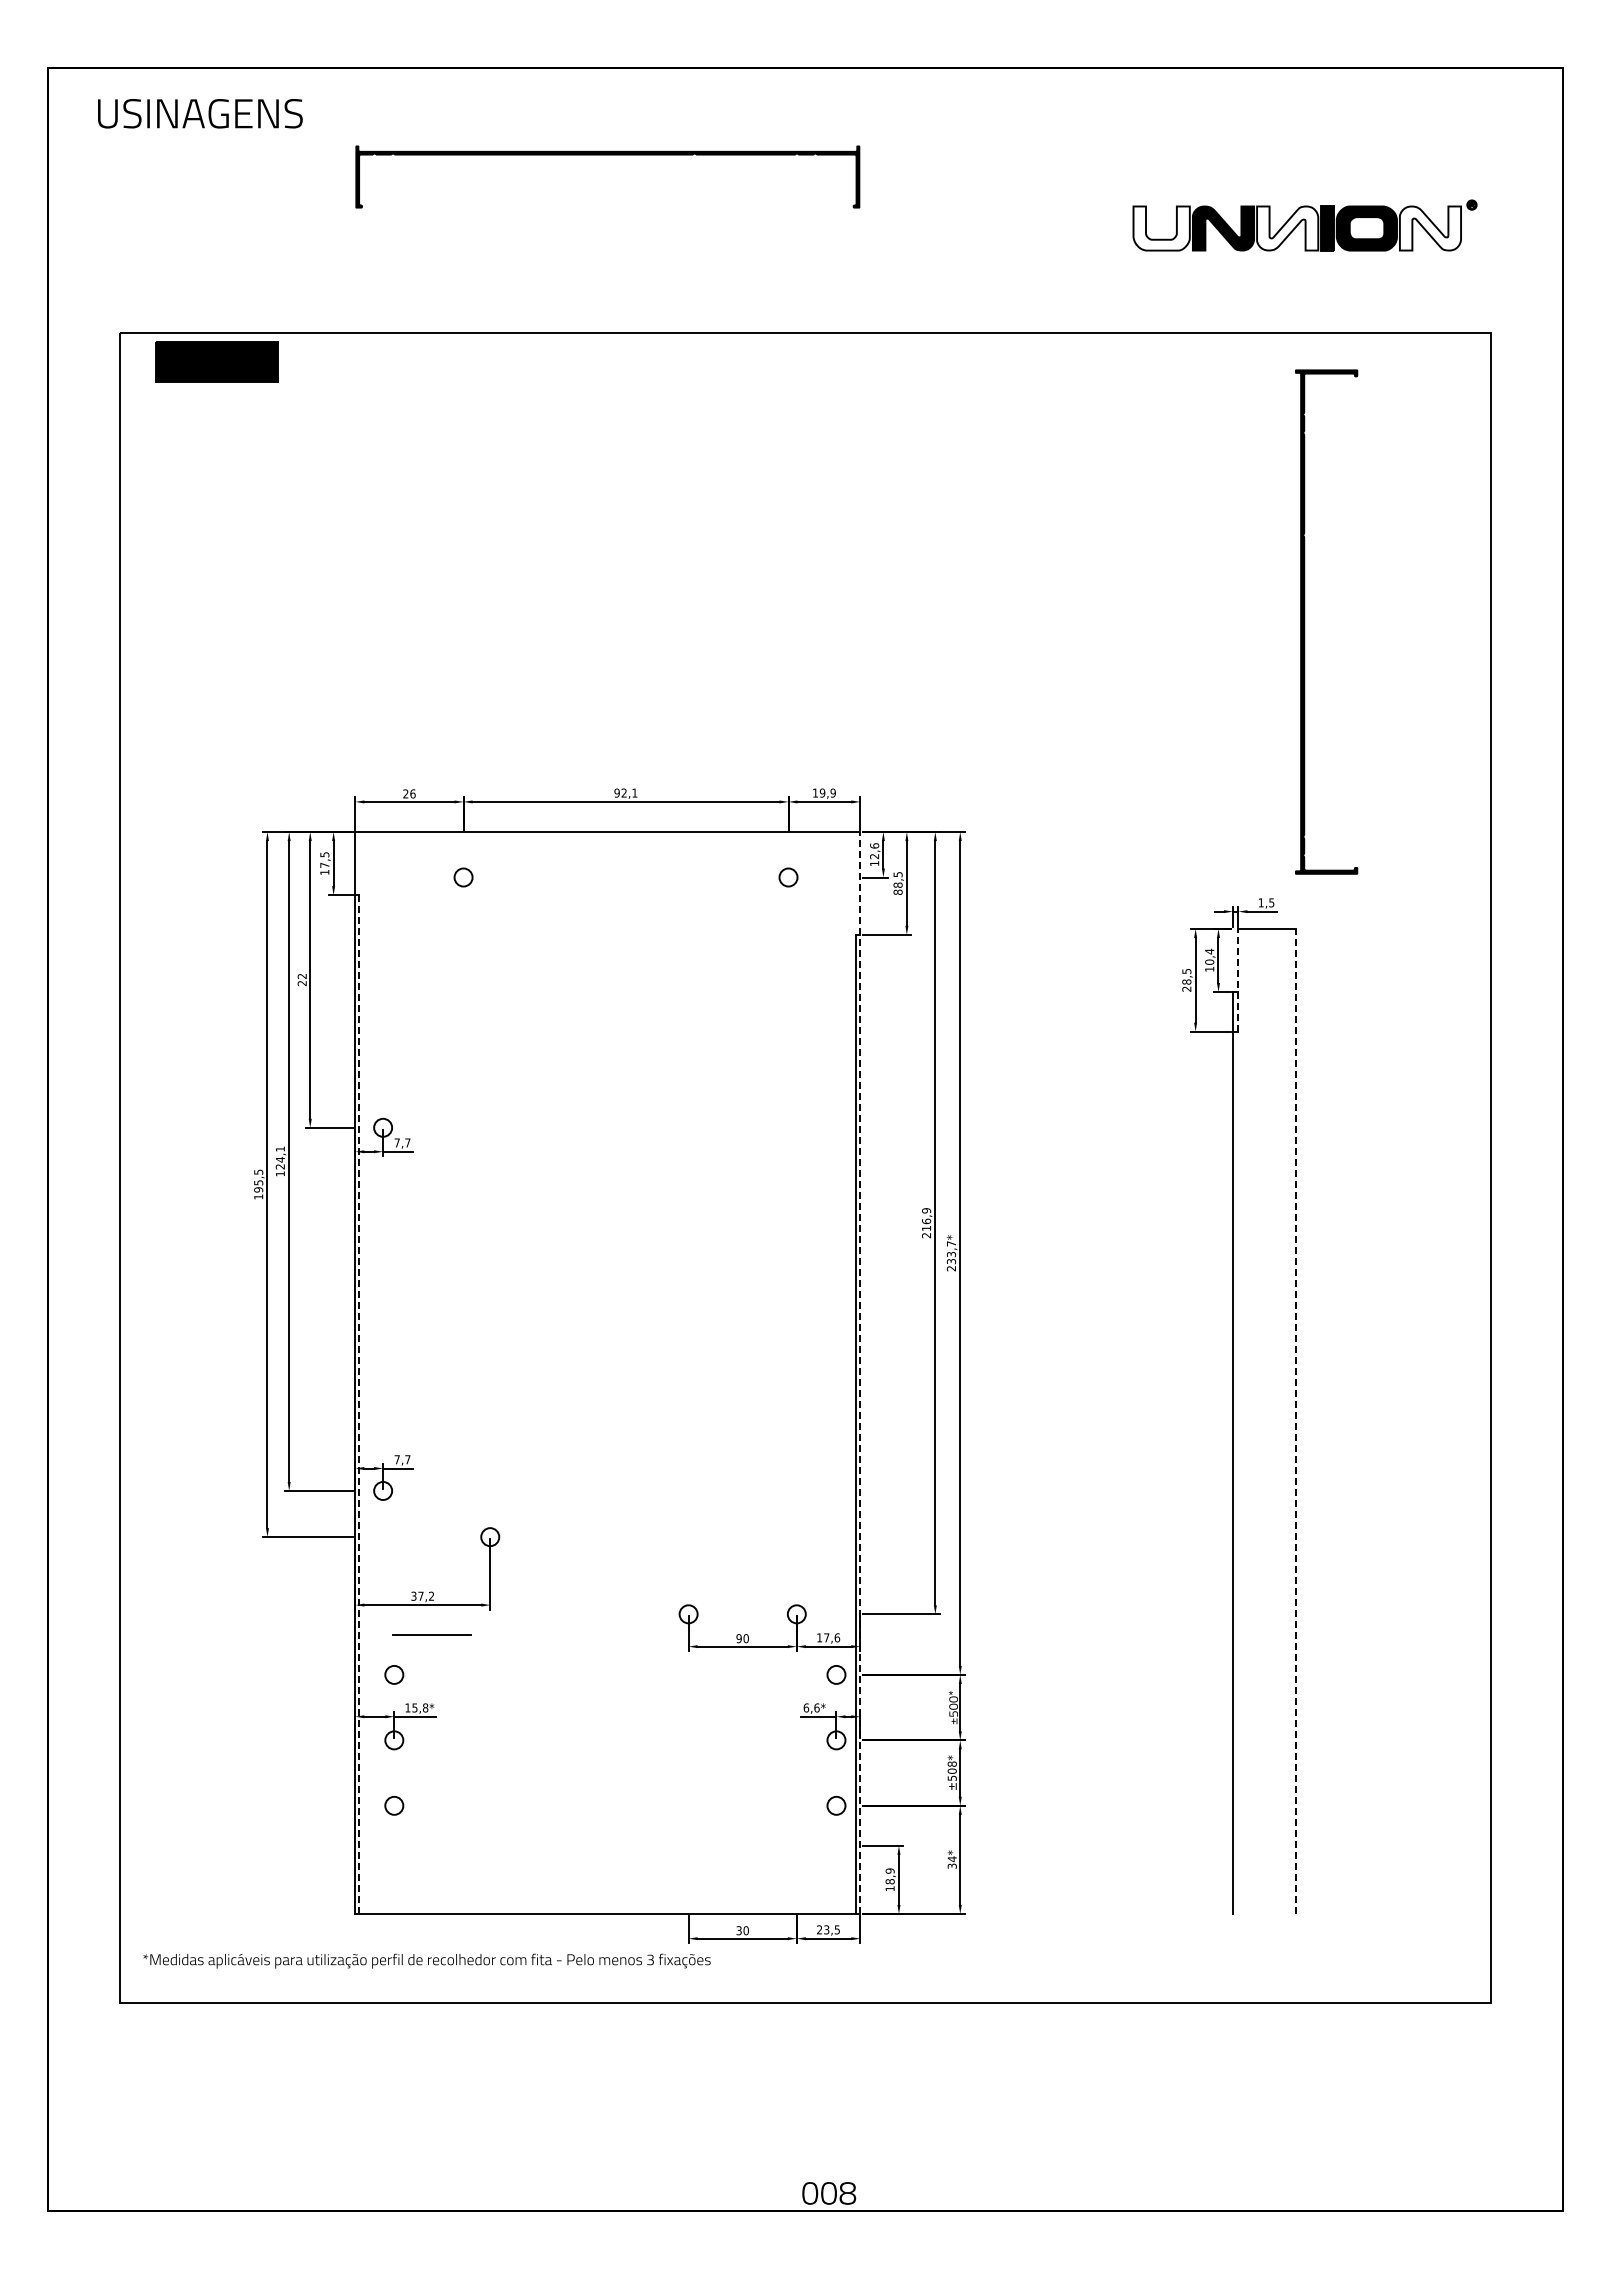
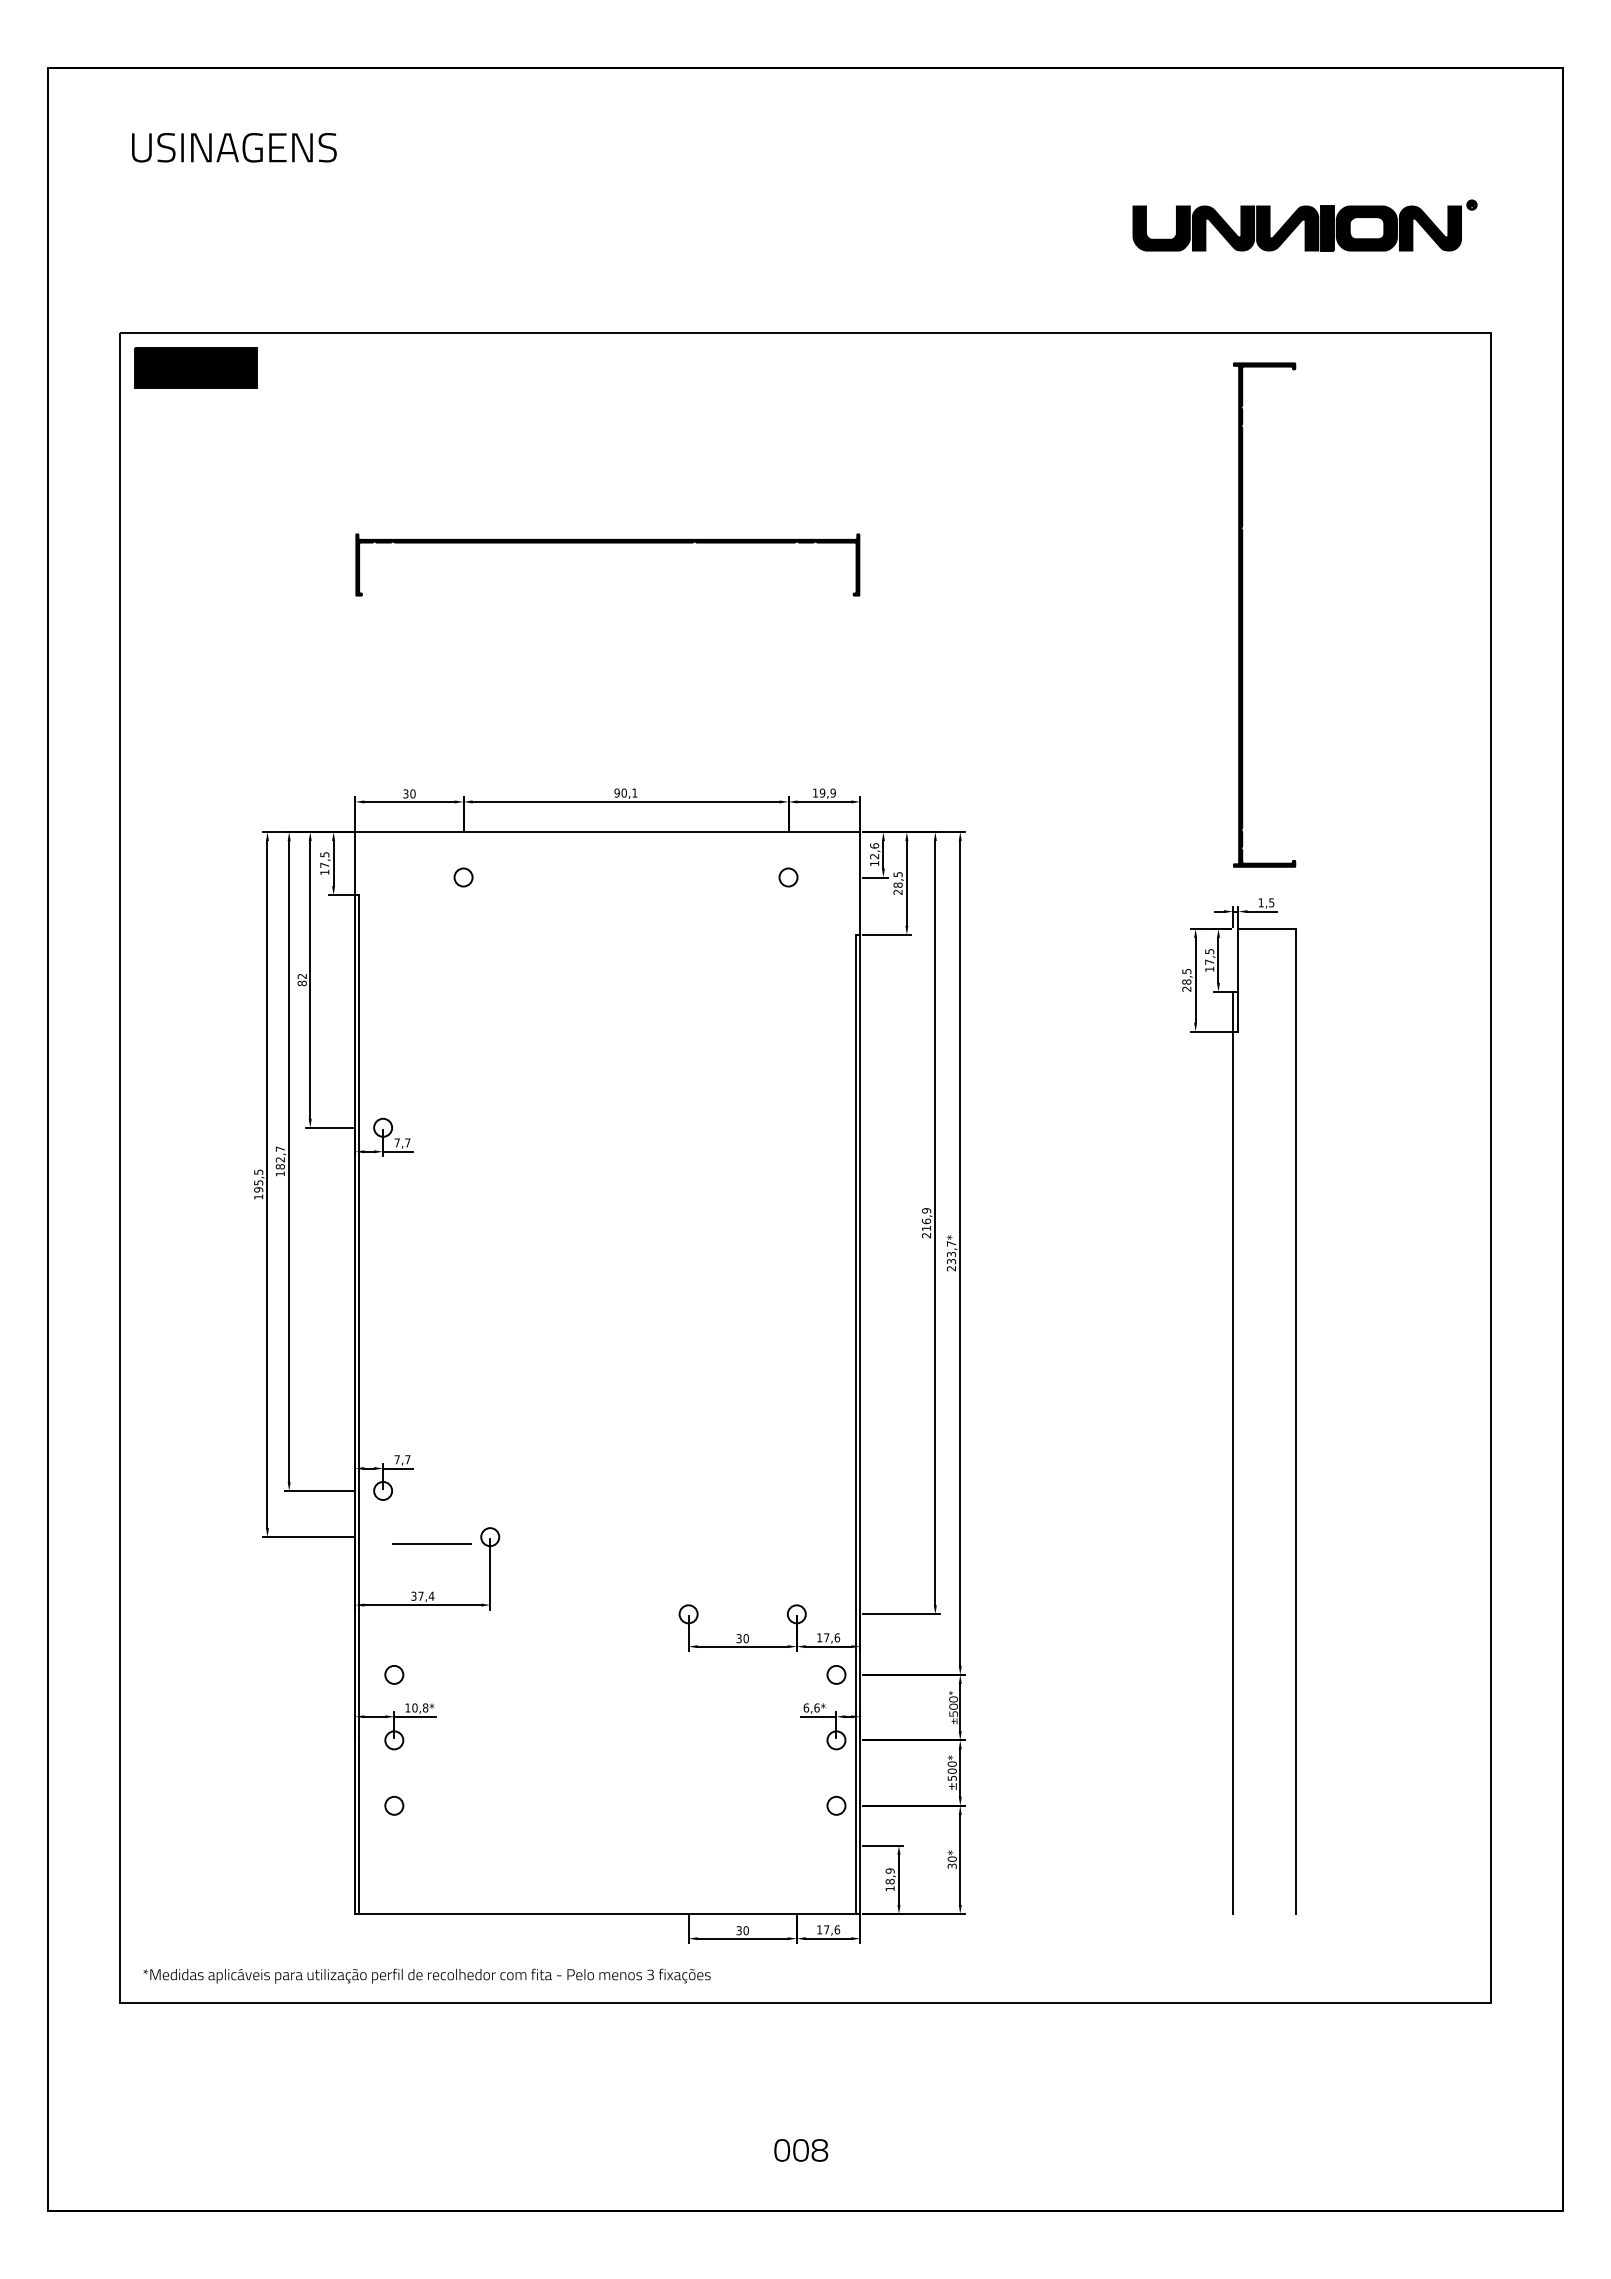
text position: (200, 113) -> (234, 147) (234, 147)
part position: (607, 155) -> (607, 543) (607, 543)
fill: none -> present (1161, 228)
fill: none -> present (1287, 228)
fill: none -> present (1430, 228)
part position: (216, 361) -> (195, 367) (195, 367)
part position: (1305, 621) -> (1243, 614) (1243, 614)
text: 92,1 -> 90,1 (623, 792)
text: 26 -> 30 (409, 793)
text: 88,5 -> 28,5 (897, 891)
text: 10,4 -> 17,5 (1209, 956)
line: dashed -> solid (1238, 979)
text: 22 -> 82 (301, 983)
text: 124,1 -> 182,7 (279, 1157)
line: dashed -> solid (860, 1373)
line: dashed -> solid (359, 1405)
line: dashed -> solid (1296, 1421)
text: 37,2 -> 37,4 (431, 1595)
line position: (431, 1634) -> (431, 1543) (431, 1543)
text: 90 -> 30 (738, 1638)
text: 15,8* -> 10,8* (414, 1707)
text: ±508* -> ±500* (952, 1763)
text: 34* -> 30* (951, 1859)
text: 23,5 -> 17,6 (828, 1929)
text position: (426, 1960) -> (426, 1975) (426, 1975)
text position: (829, 2193) -> (801, 2150) (801, 2150)
